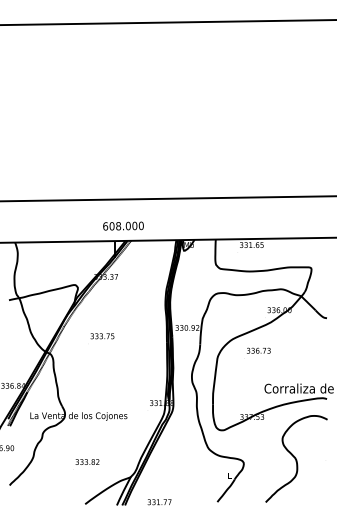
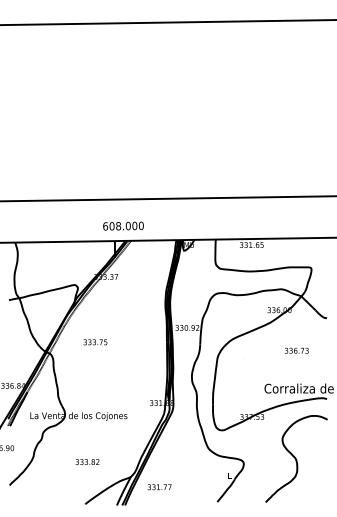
text position: (102, 336) -> (95, 342) (95, 342)
text position: (258, 350) -> (296, 350) (296, 350)
text position: (159, 502) -> (159, 487) (159, 487)
